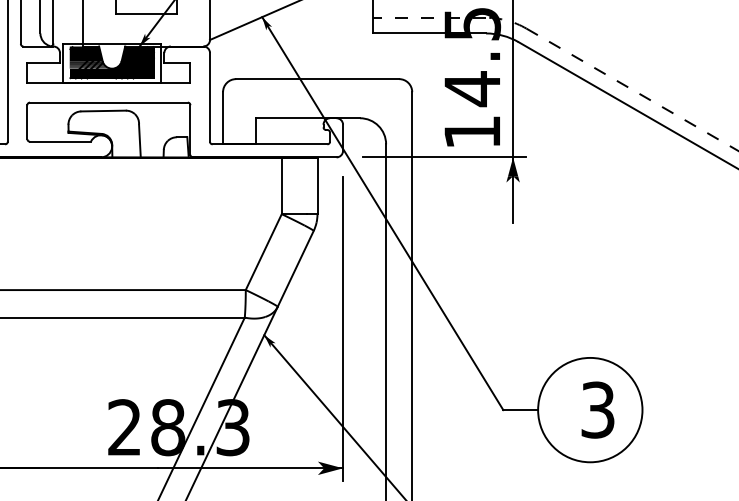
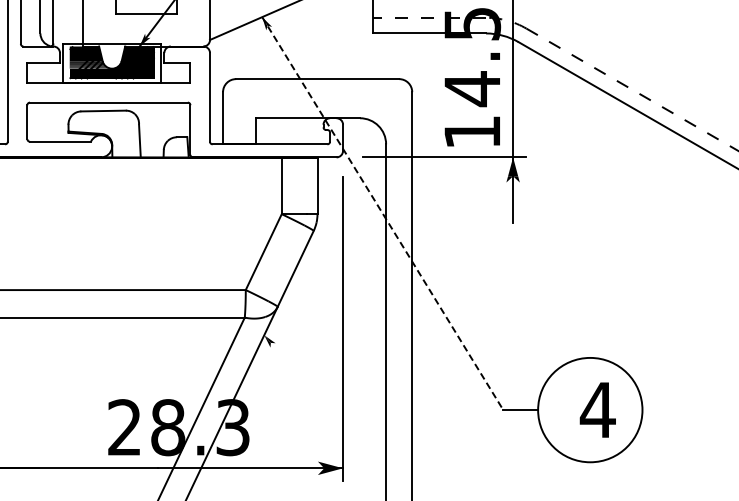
line: solid -> dashed (382, 213)
text: 3 -> 4 (597, 409)
line: present -> none (334, 416)
